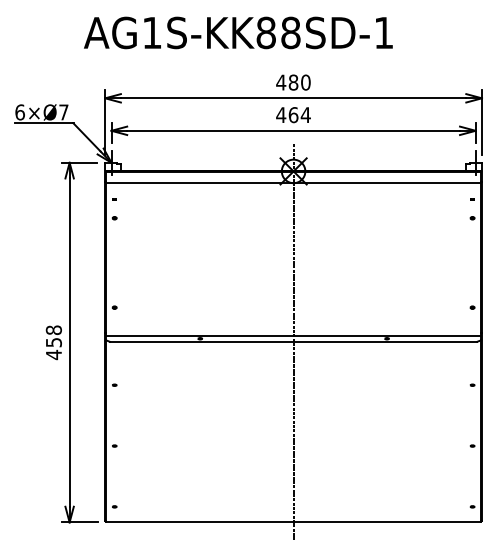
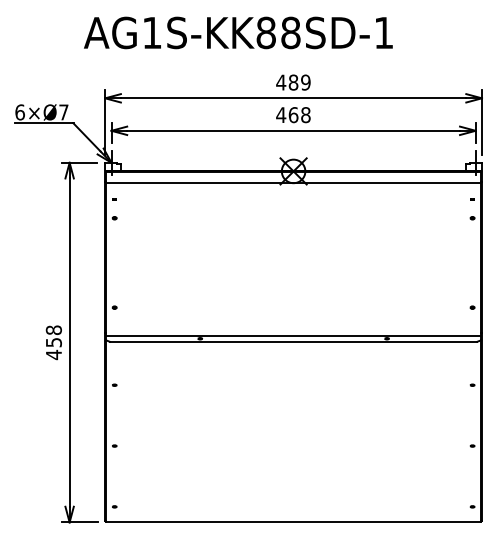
text: 480 -> 489 (305, 82)
text: 464 -> 468 (305, 115)
line: present -> none (293, 341)
